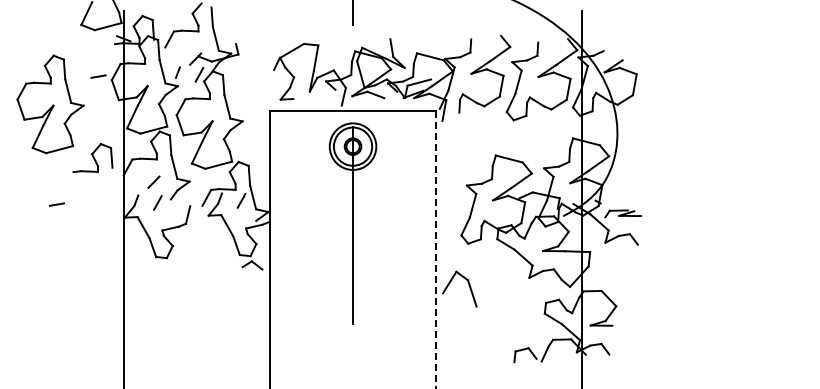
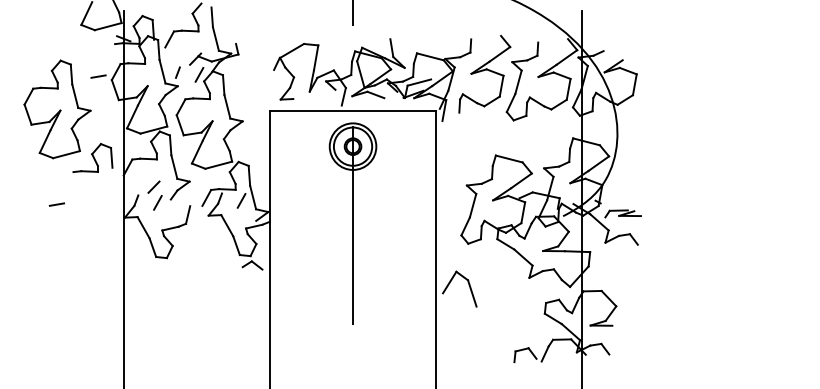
part position: (50, 104) -> (57, 109) (57, 109)
line position: (153, 181) -> (153, 186) (153, 186)
line: dashed -> solid (436, 249)
